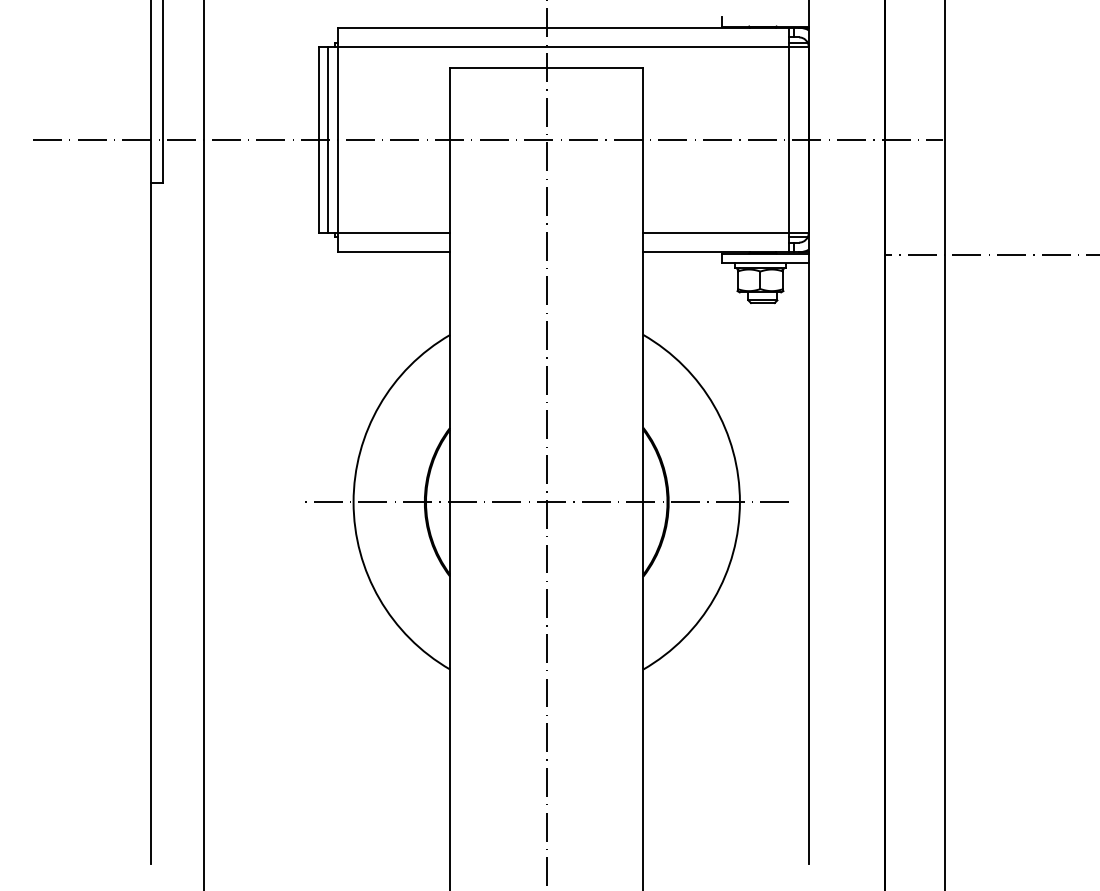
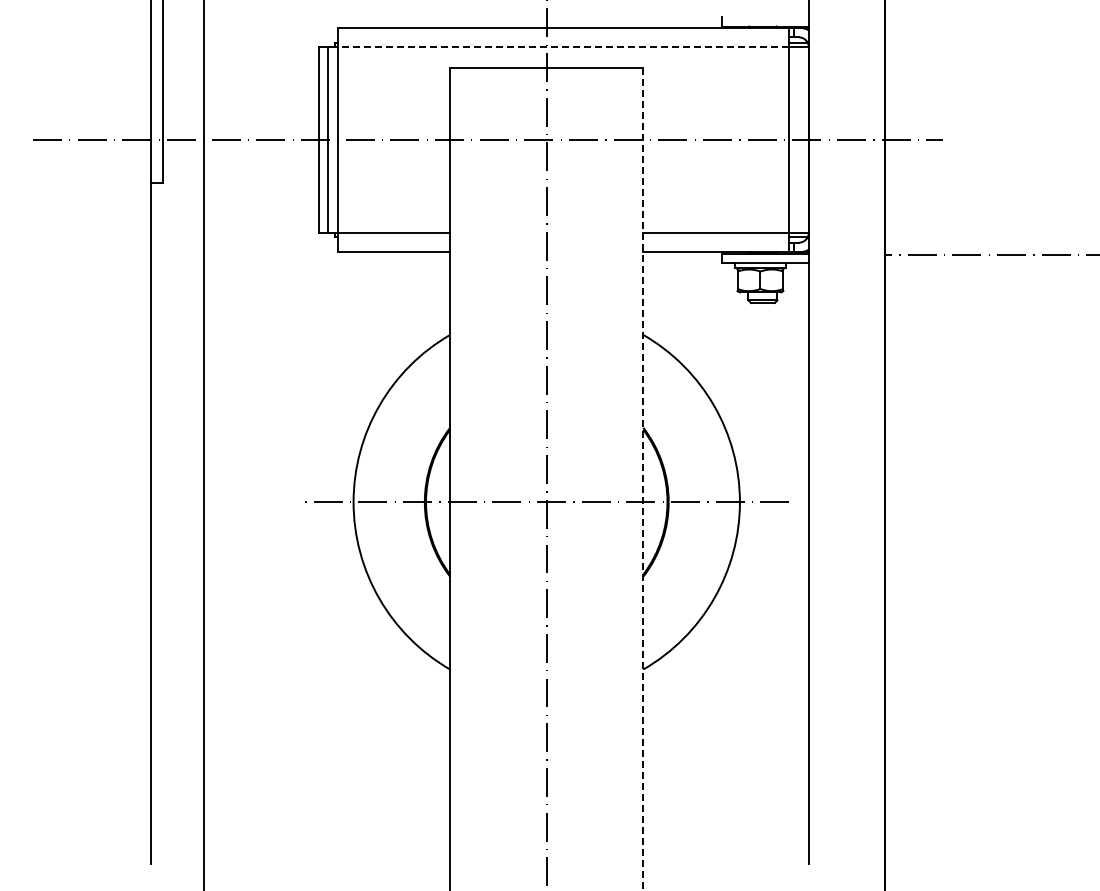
line: solid -> dashed (563, 47)
line: present -> none (945, 444)
line: solid -> dashed (643, 479)
